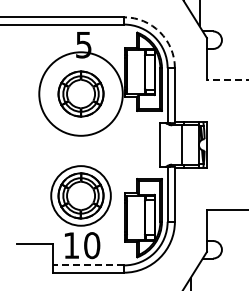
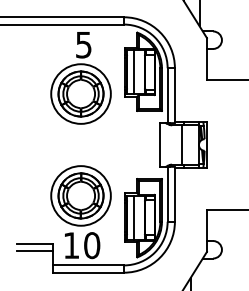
arc: dashed -> solid (160, 32)
line: none -> present (134, 72)
line: dashed -> solid (227, 79)
circle diameter: 84 px -> 60 px (80, 93)
line: none -> present (134, 217)
line: none -> present (35, 250)
line: dashed -> solid (88, 265)
